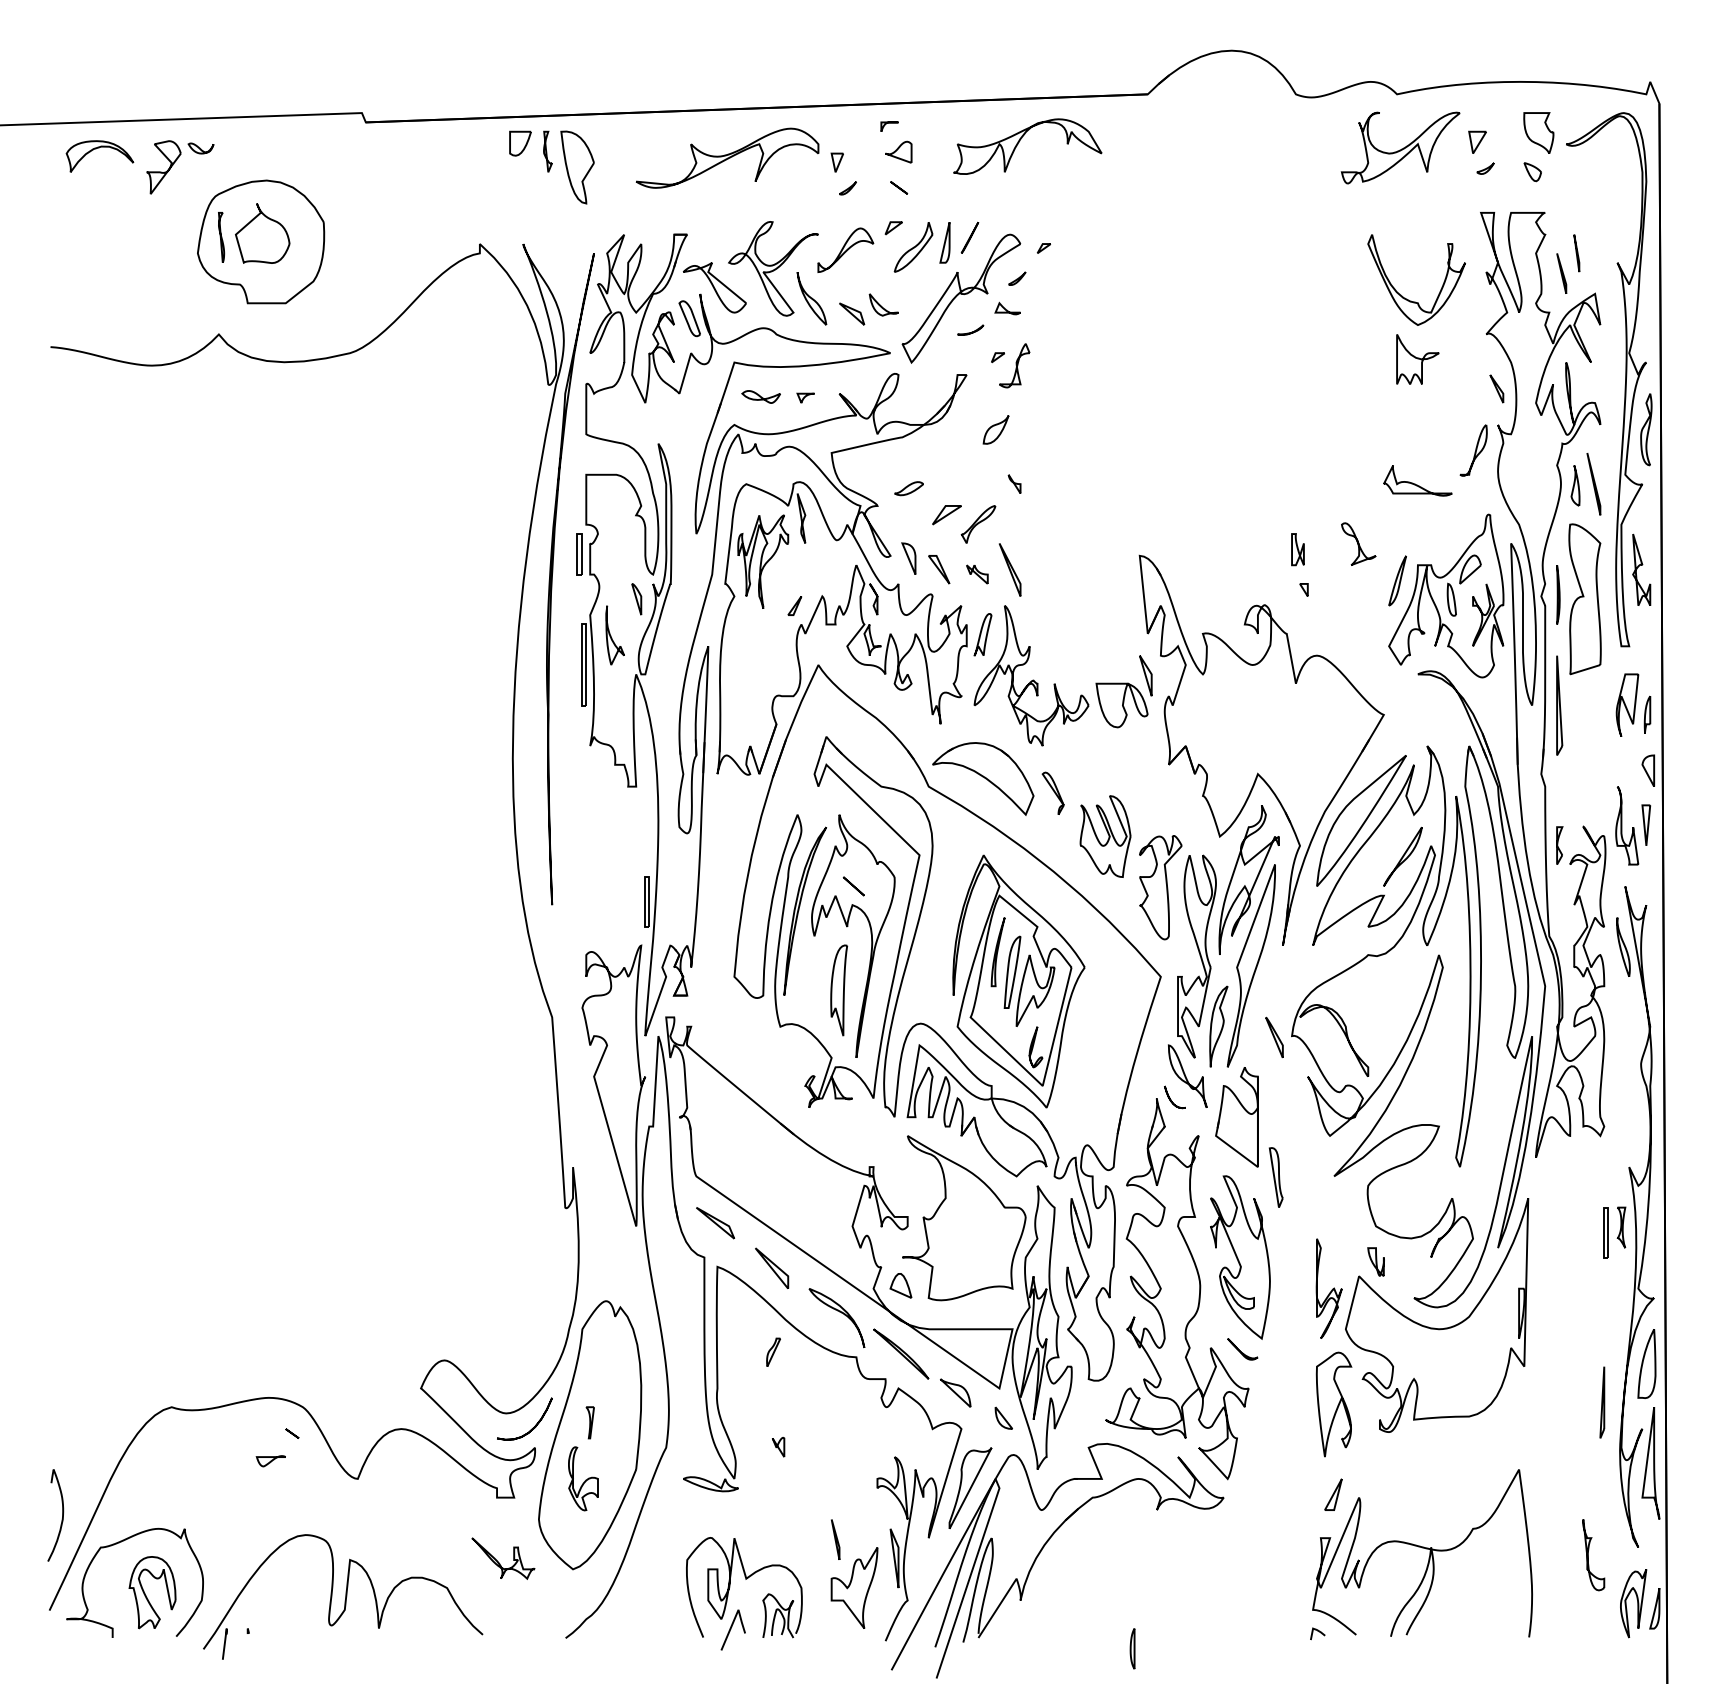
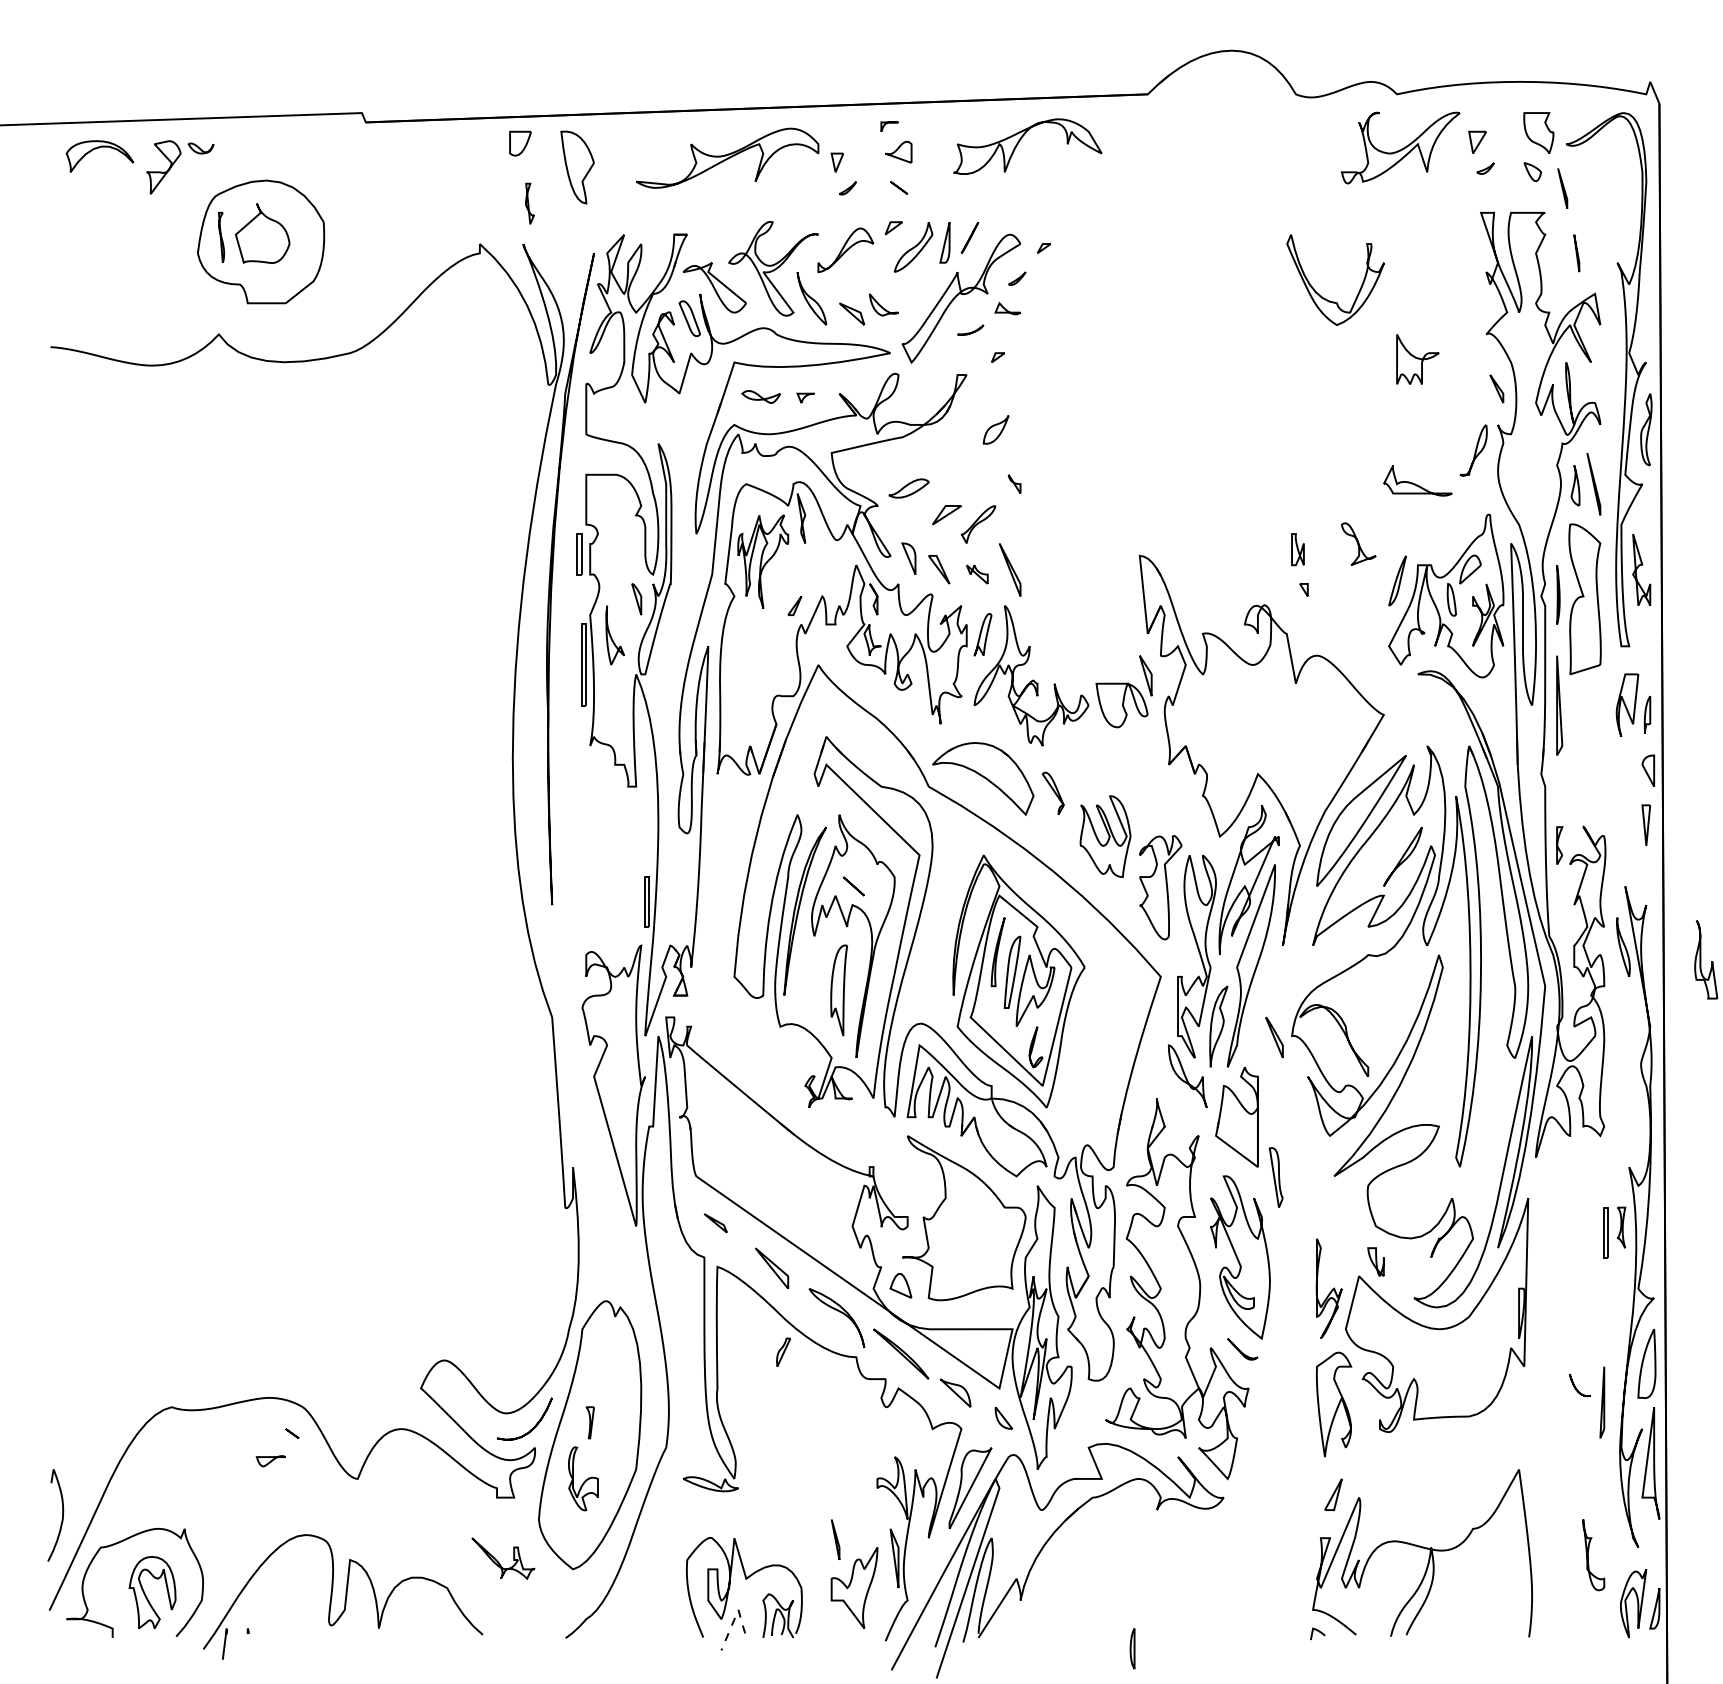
part position: (547, 151) -> (529, 203) (529, 203)
part position: (1561, 273) -> (1562, 188) (1562, 188)
part position: (1405, 297) -> (1324, 297) (1324, 297)
part: present -> none (1014, 365)
part size: 30x16 px -> 42x21 px (908, 488)
part position: (1627, 825) -> (1706, 959) (1706, 959)
part position: (1174, 1097) -> (1579, 1385) (1579, 1385)
part size: 40x33 px -> 25x21 px (715, 1223)
part position: (773, 1351) -> (783, 1351) (783, 1351)
part: present -> none (778, 1447)
line: solid -> dashed (735, 1618)
